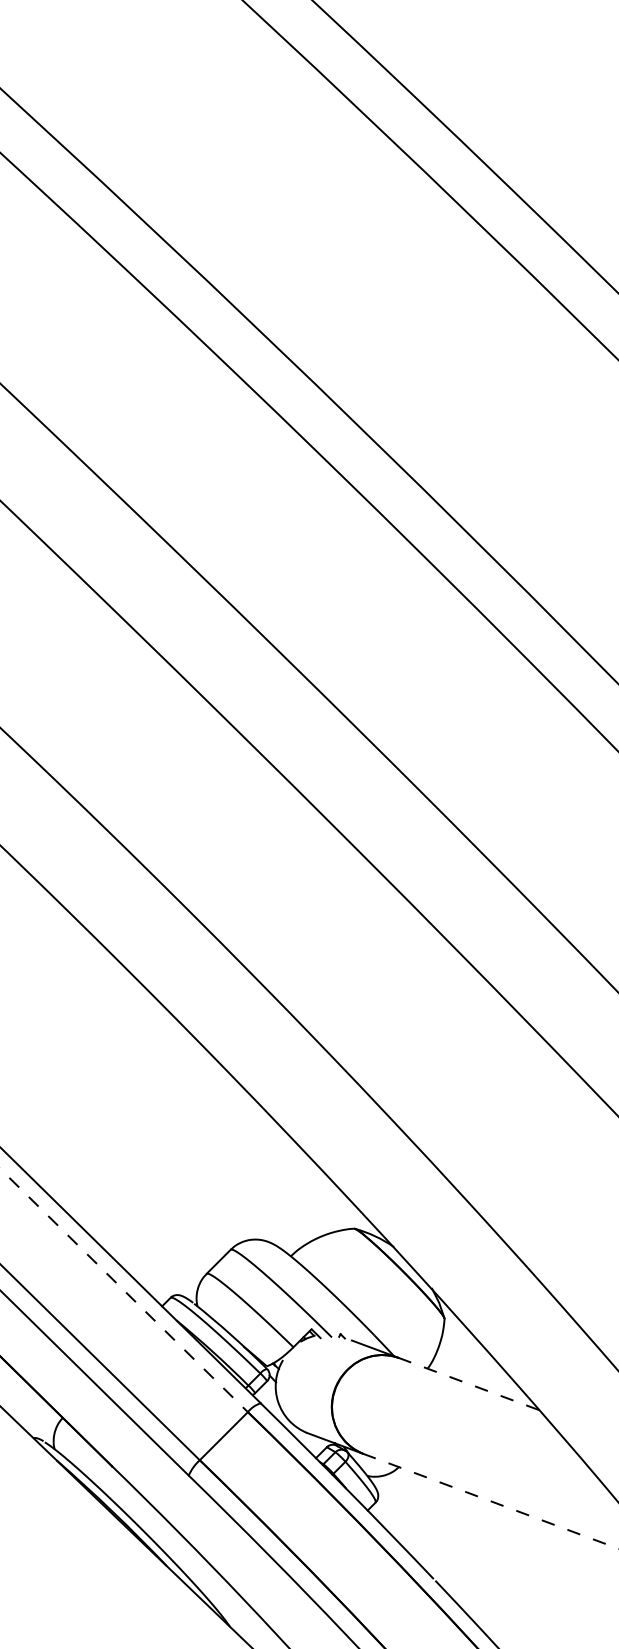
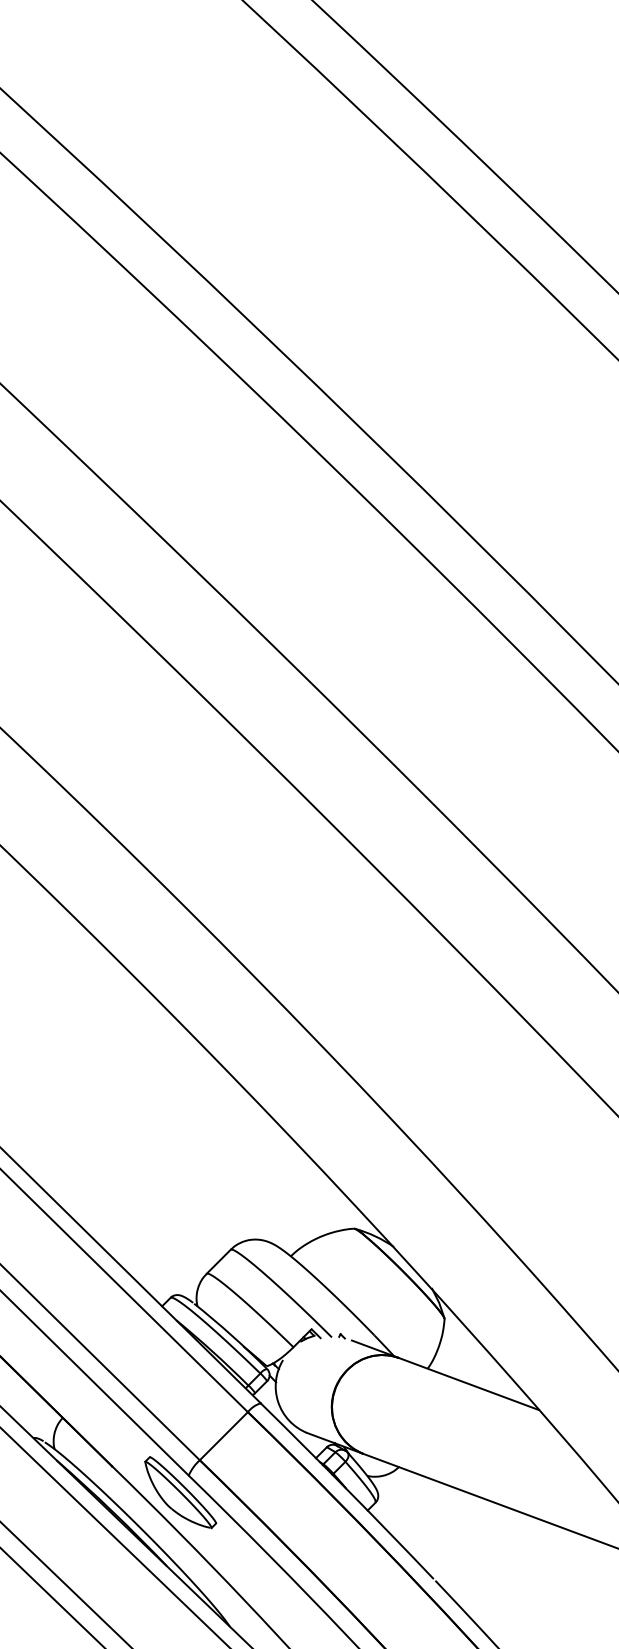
line: dashed -> solid (124, 1290)
line: dashed -> solid (468, 1383)
part: none -> present (180, 1492)
line: dashed -> solid (491, 1501)
line: none -> present (114, 1537)
line: none -> present (65, 1584)
line: none -> present (51, 1597)
